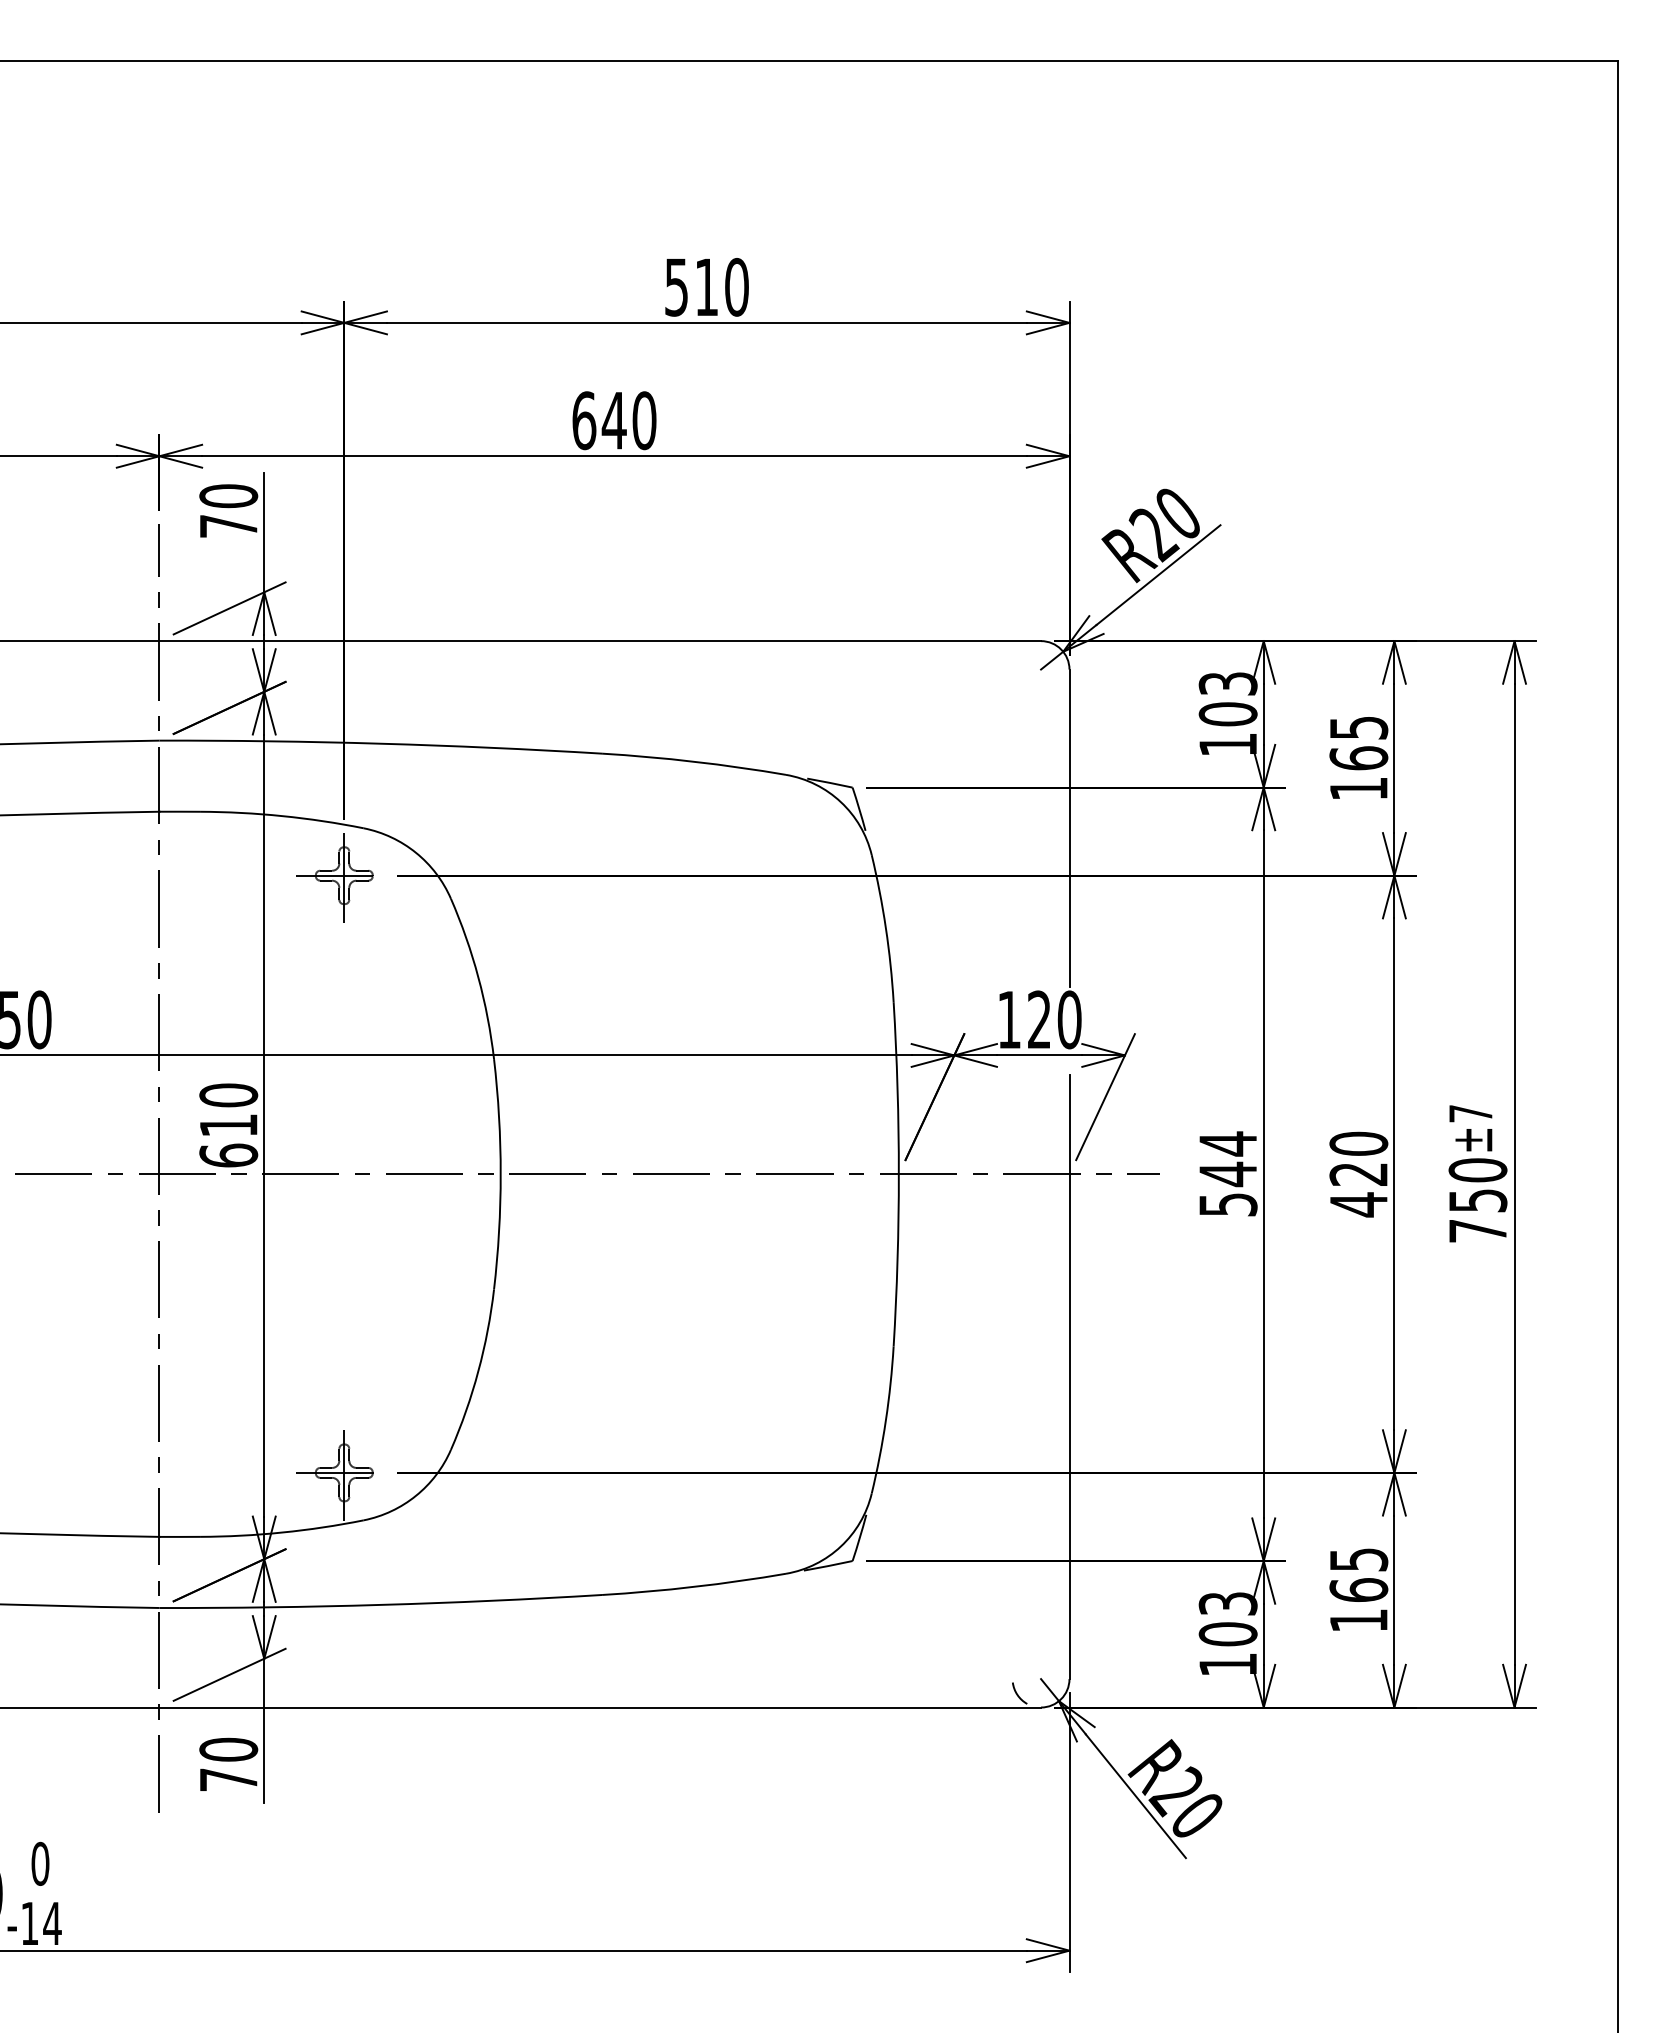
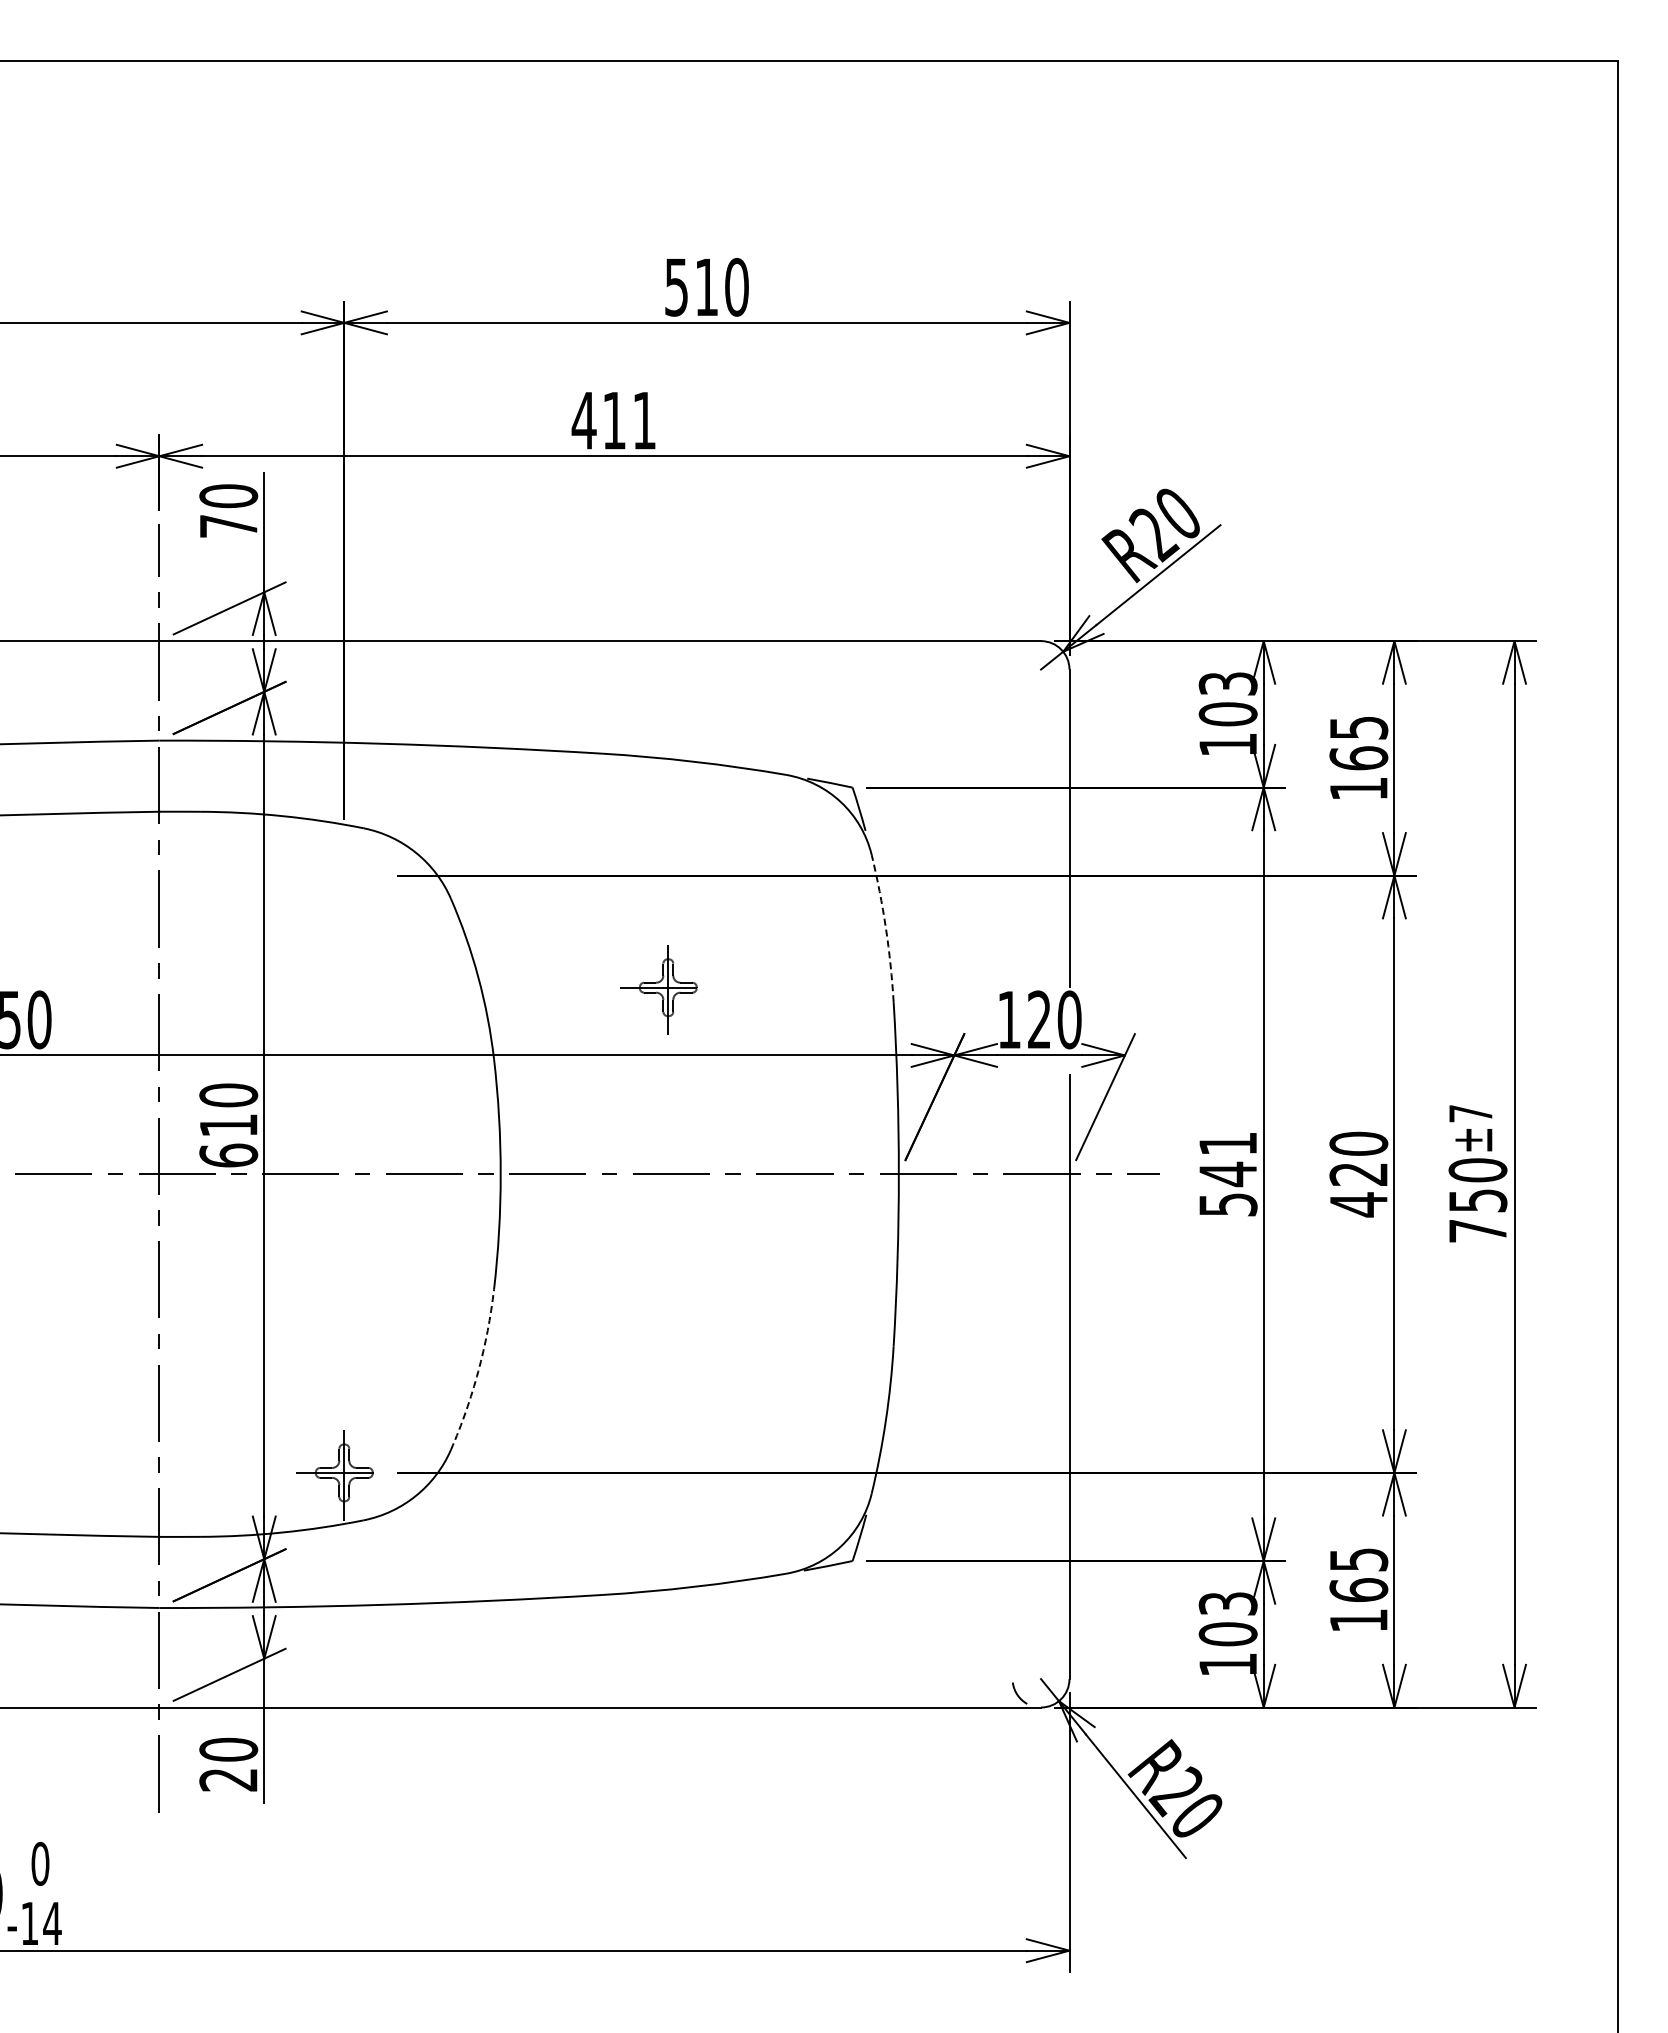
text: 640 -> 411 (613, 420)
part position: (334, 877) -> (658, 989) (658, 989)
arc: solid -> dashed (885, 928)
text: 544 -> 541 (1227, 1143)
arc: solid -> dashed (478, 1371)
text: 70 -> 20 (228, 1779)
